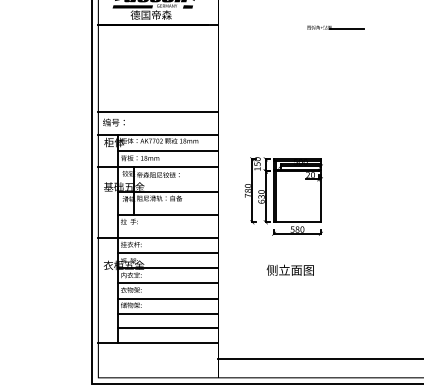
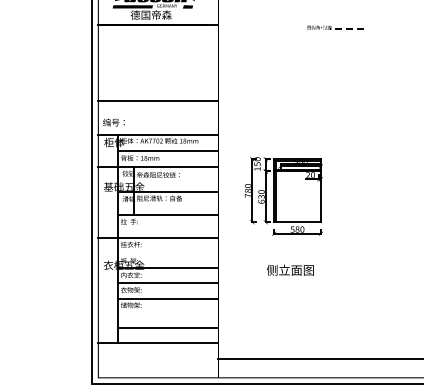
line: solid -> dashed (346, 29)
line position: (158, 112) -> (158, 101) (158, 101)
line: present -> none (168, 253)
line: present -> none (168, 314)
